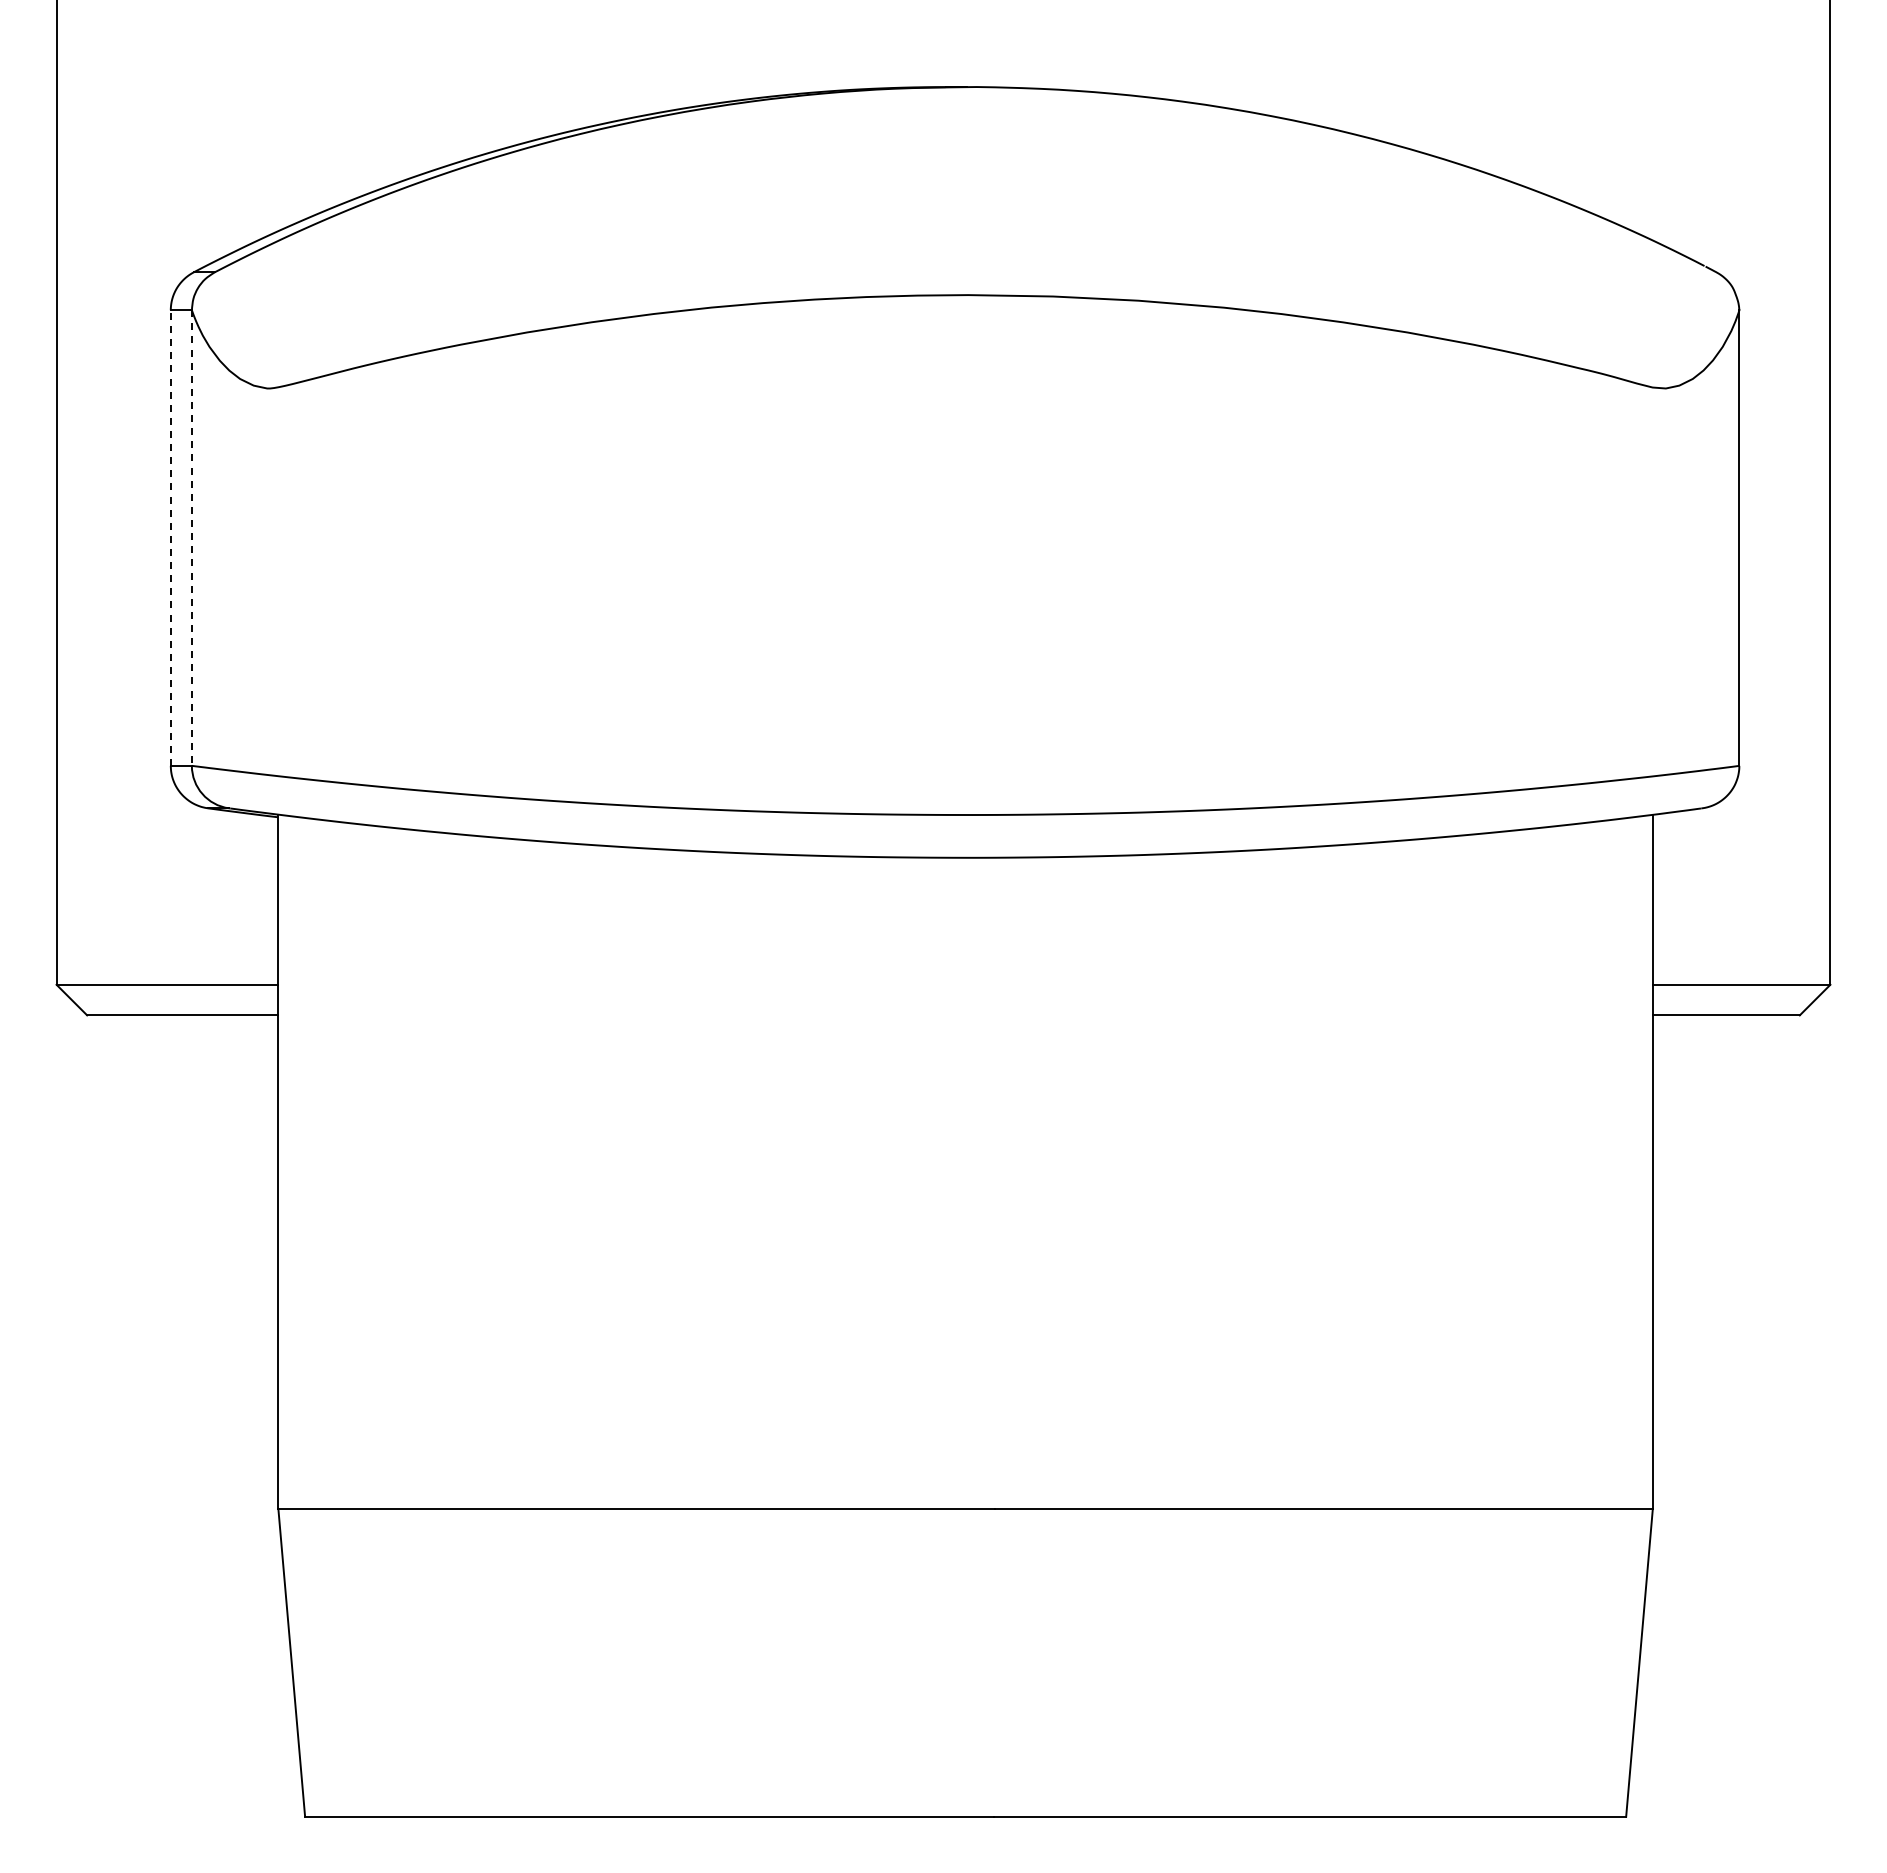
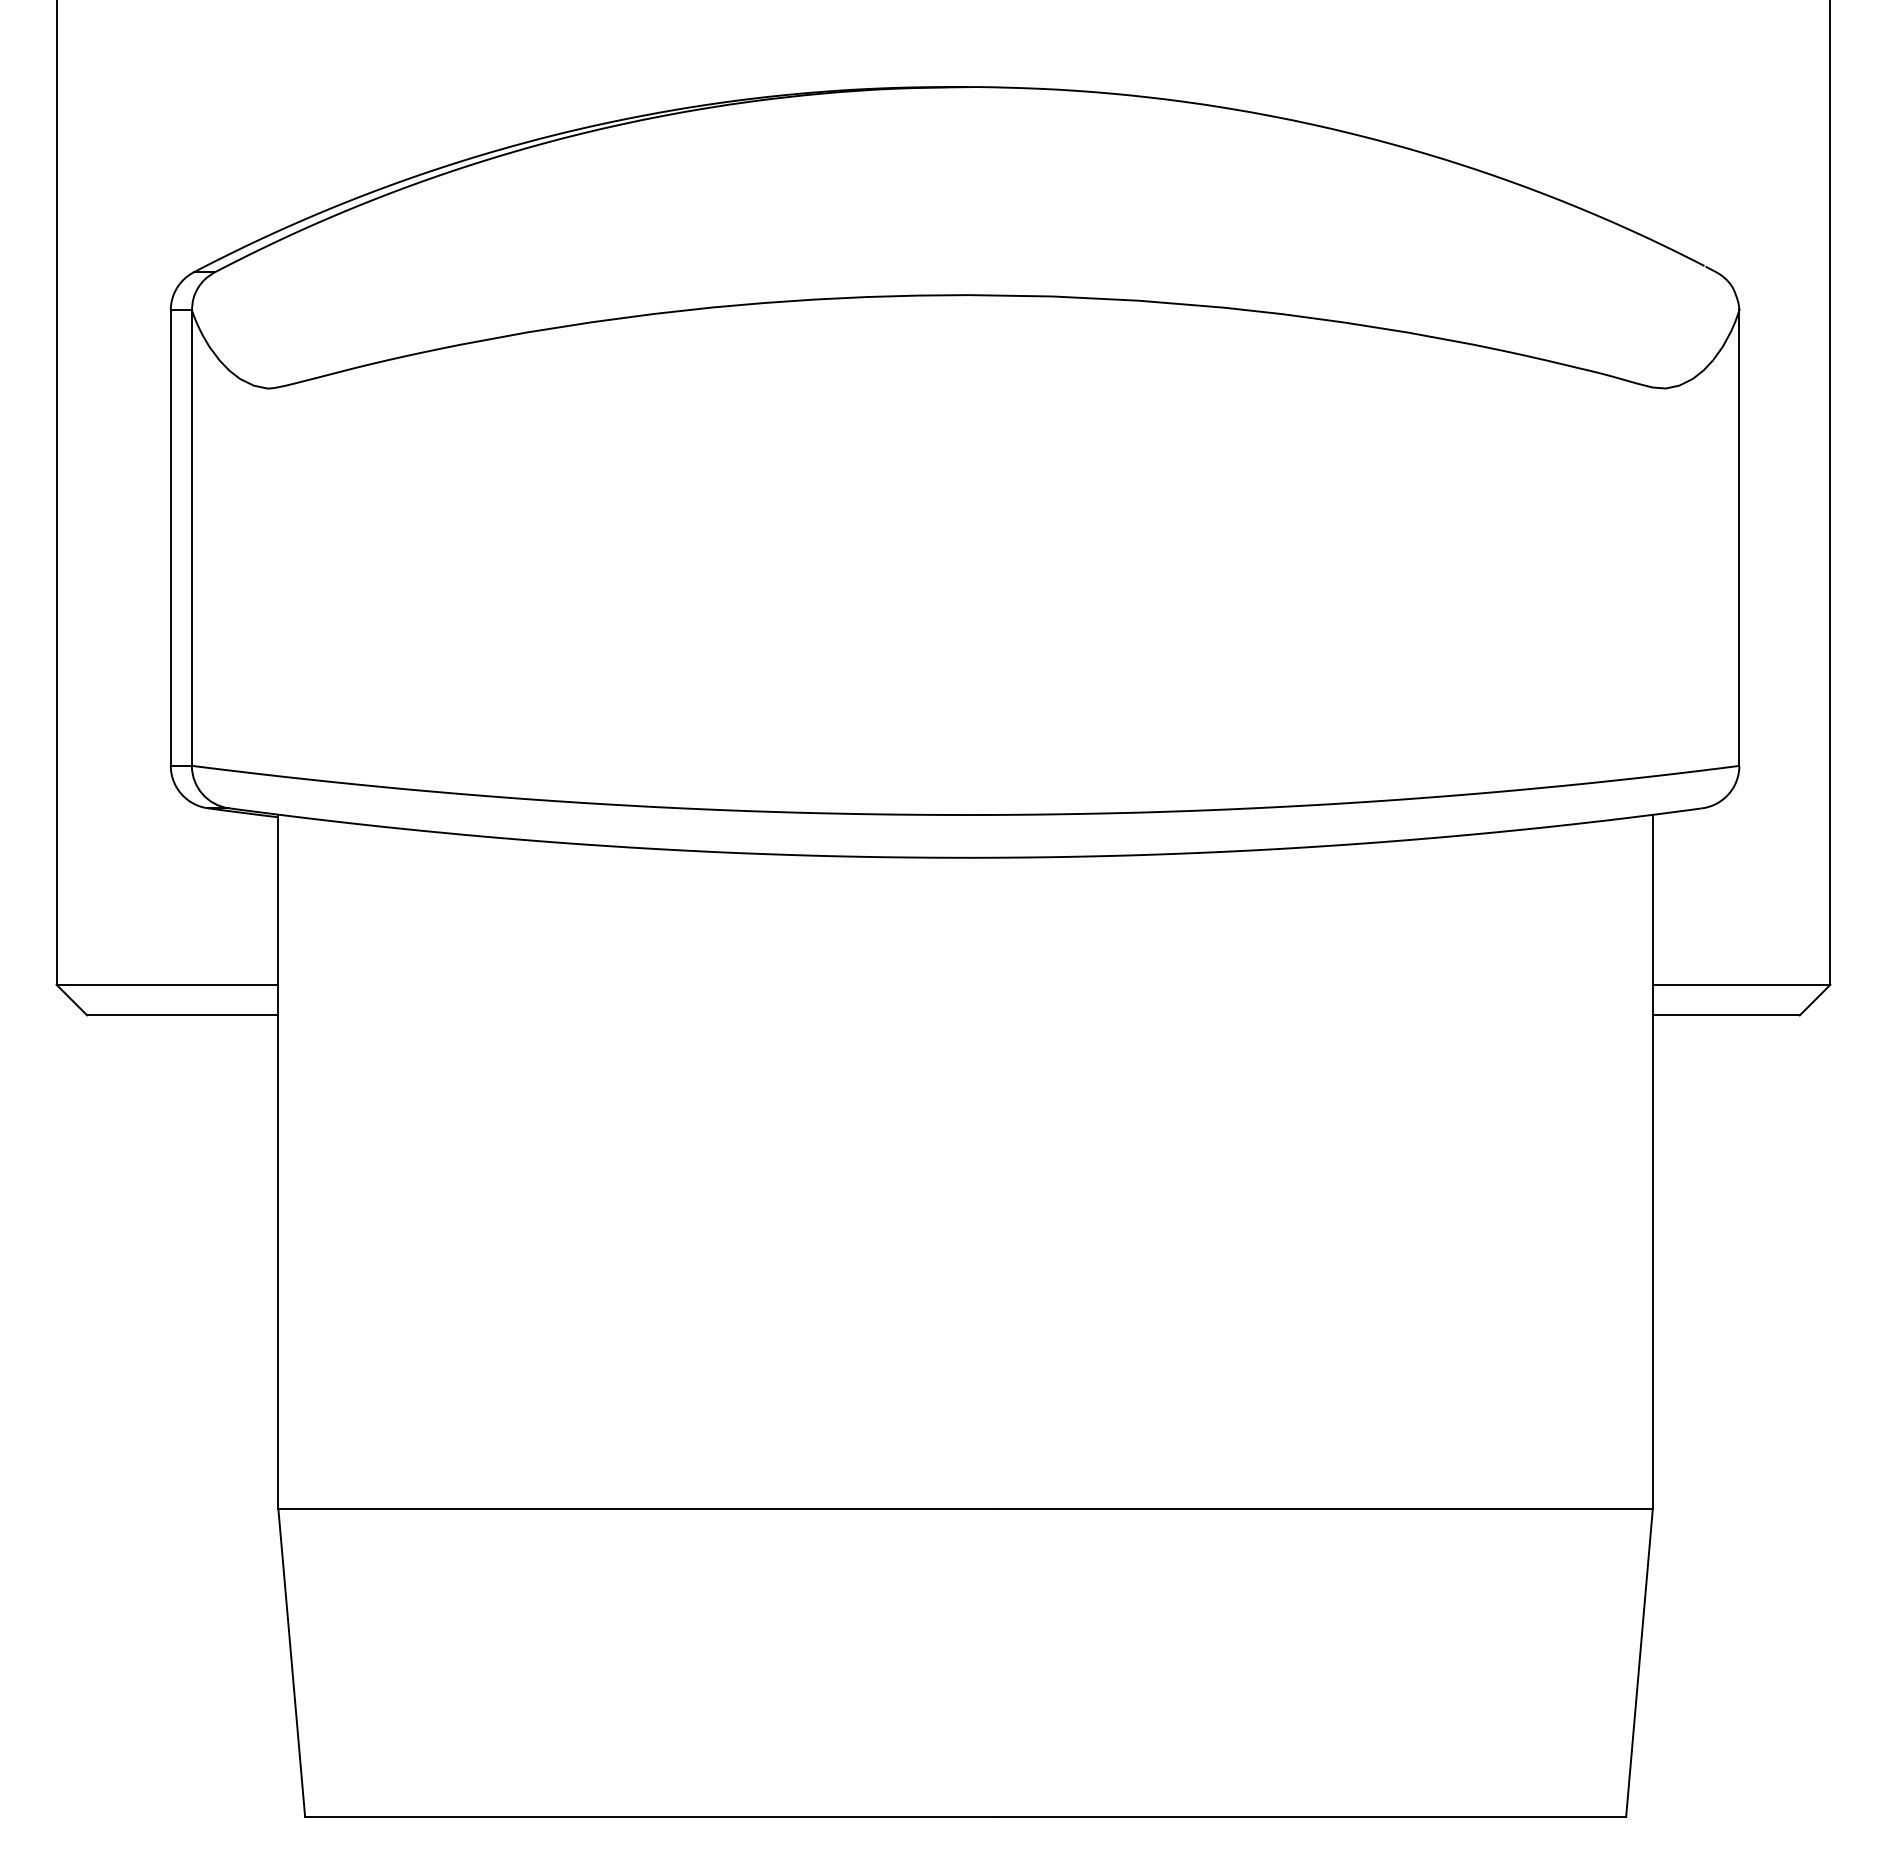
line: dashed -> solid (170, 538)
line: dashed -> solid (191, 538)
